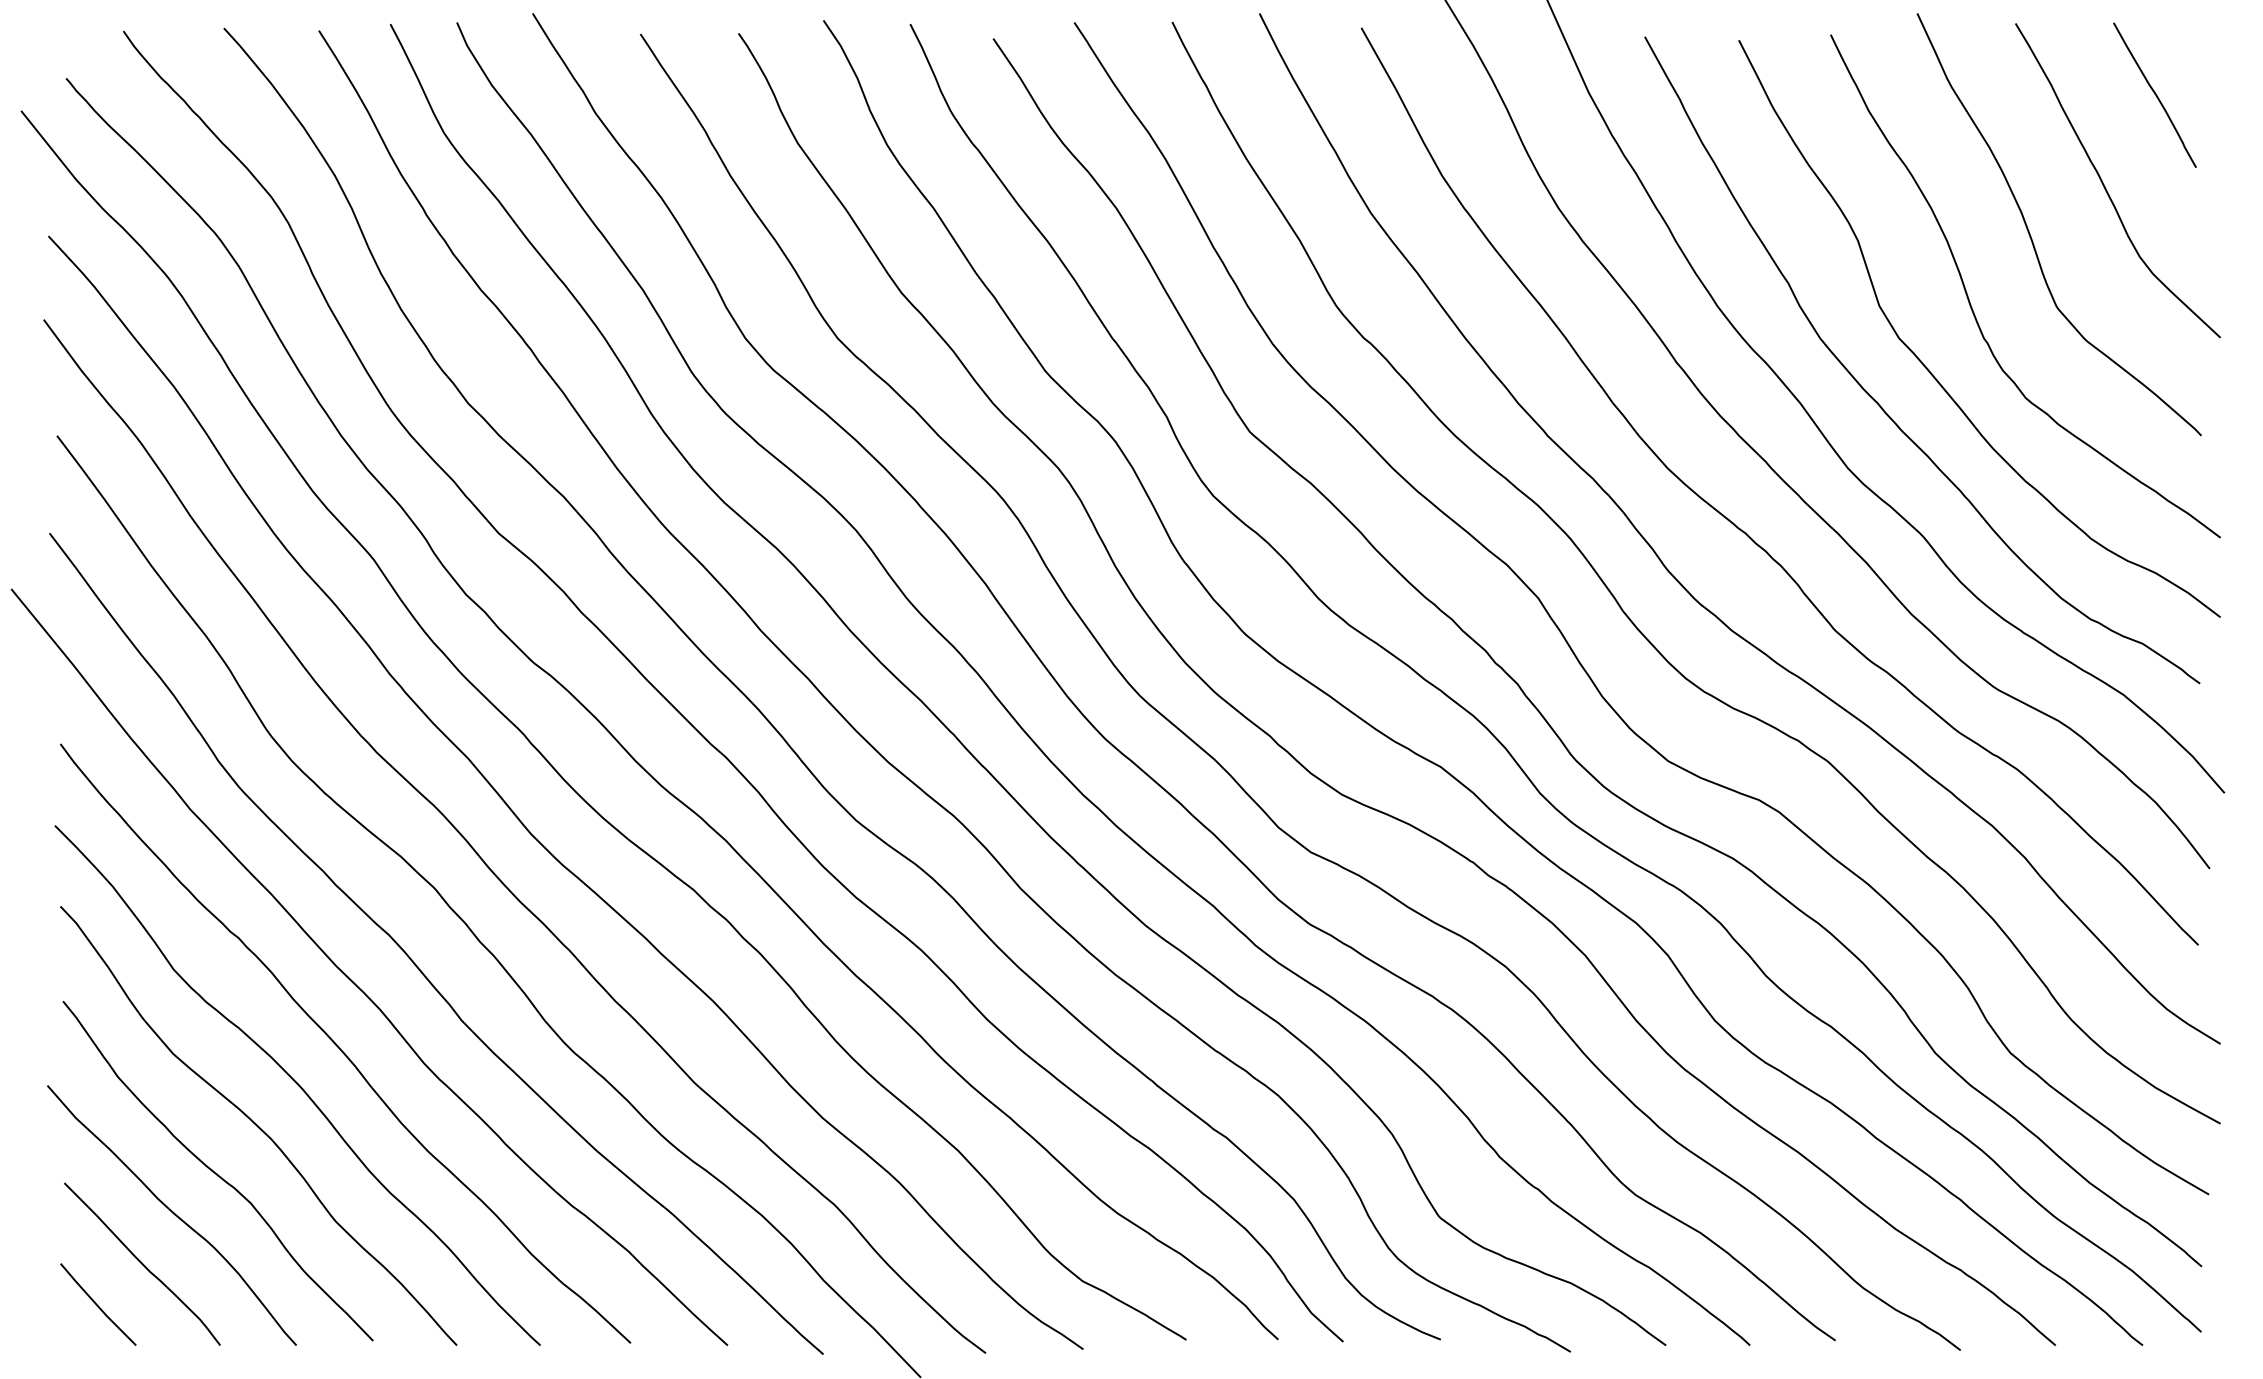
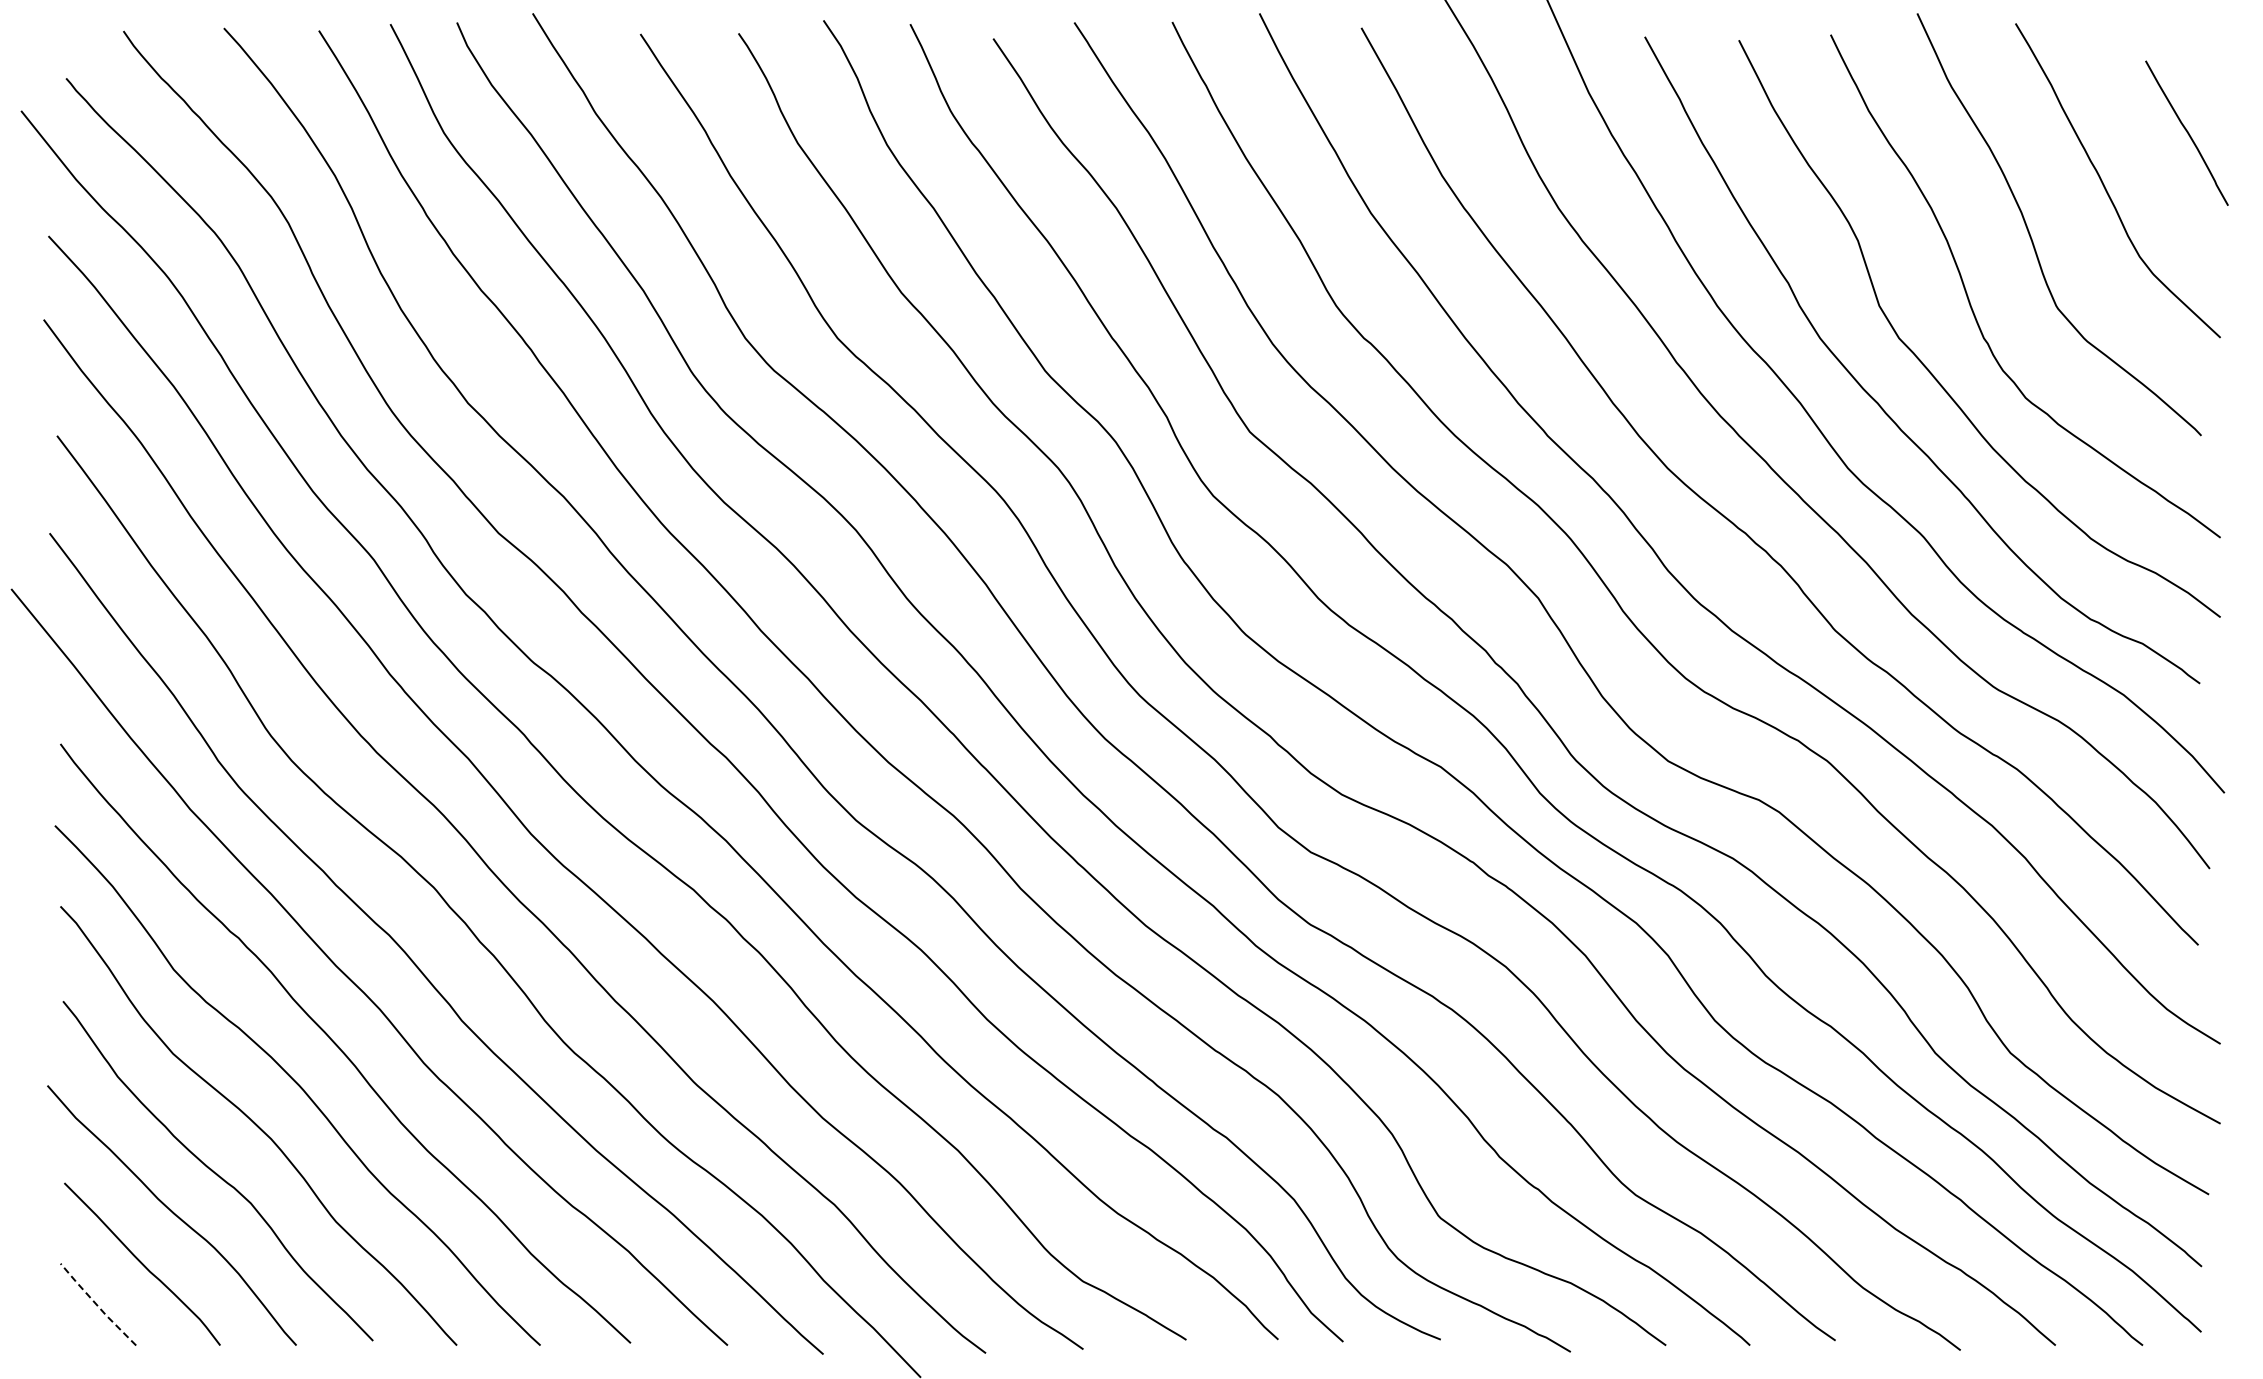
curve position: (2154, 94) -> (2186, 132) (2186, 132)
line: solid -> dashed (97, 1305)
